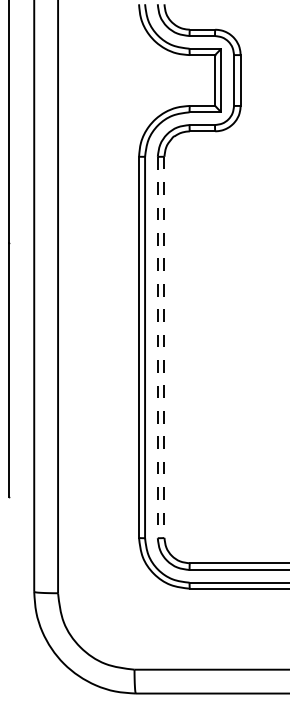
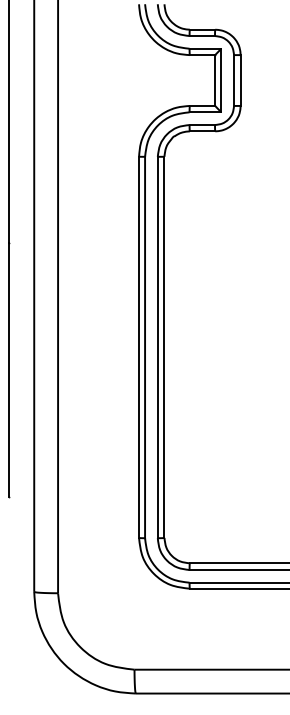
line: dashed -> solid (157, 347)
line: dashed -> solid (164, 347)
